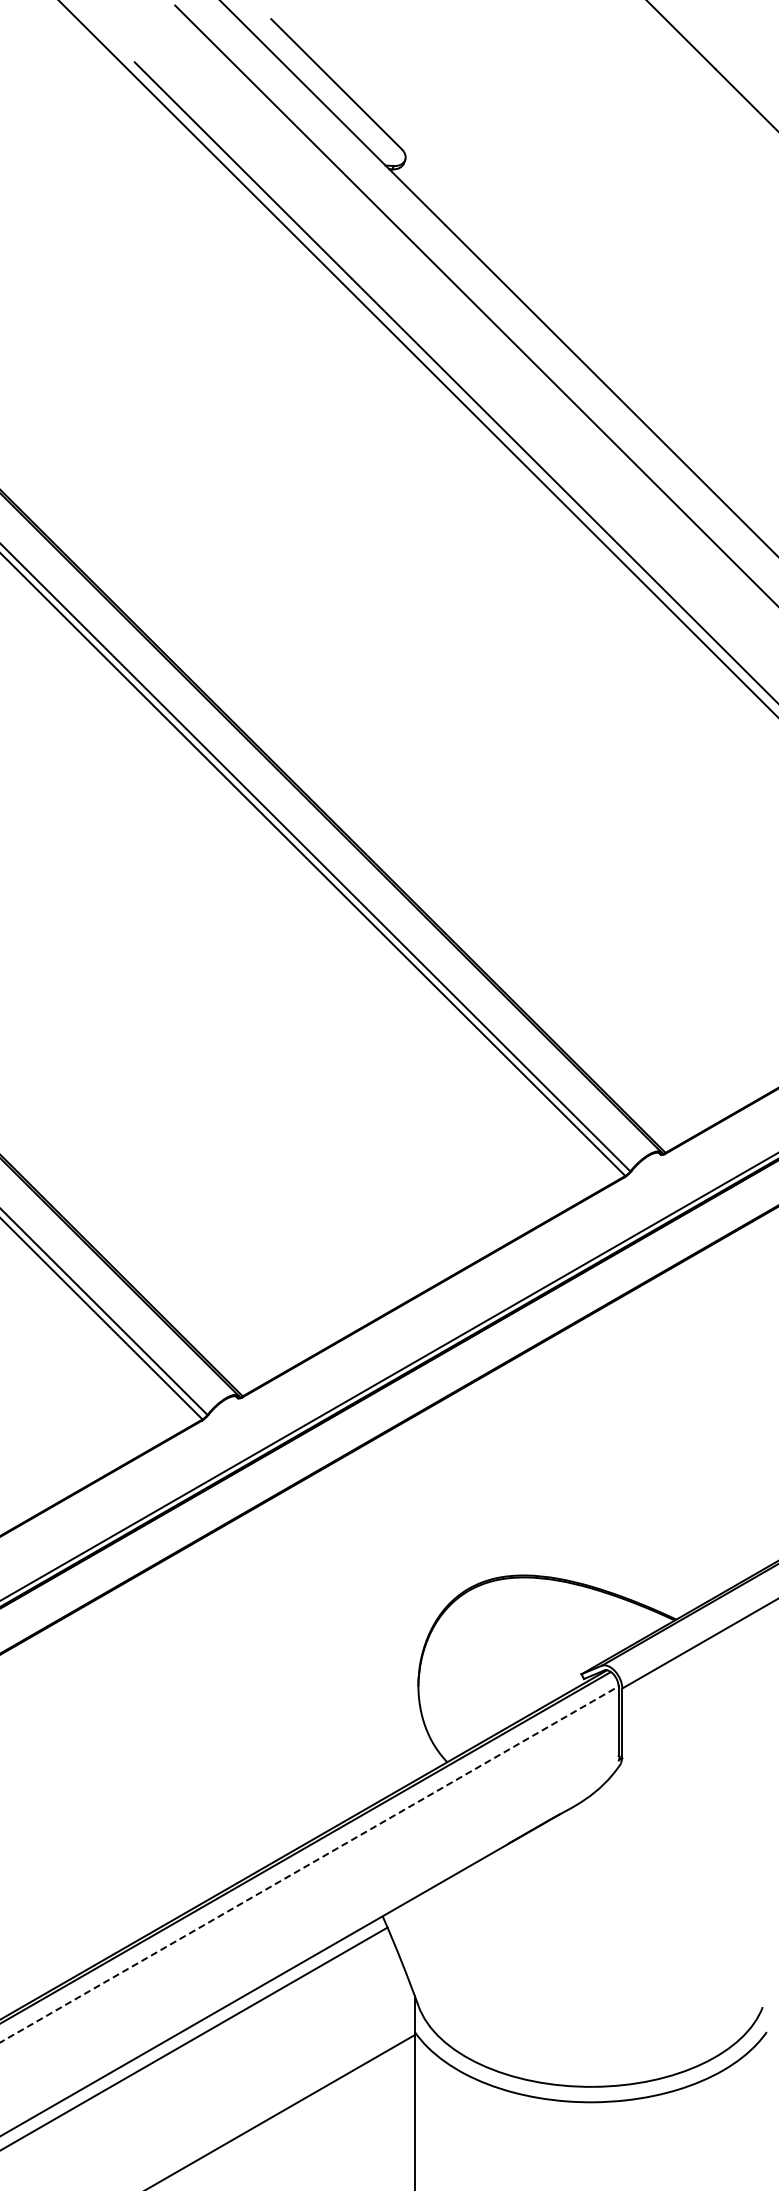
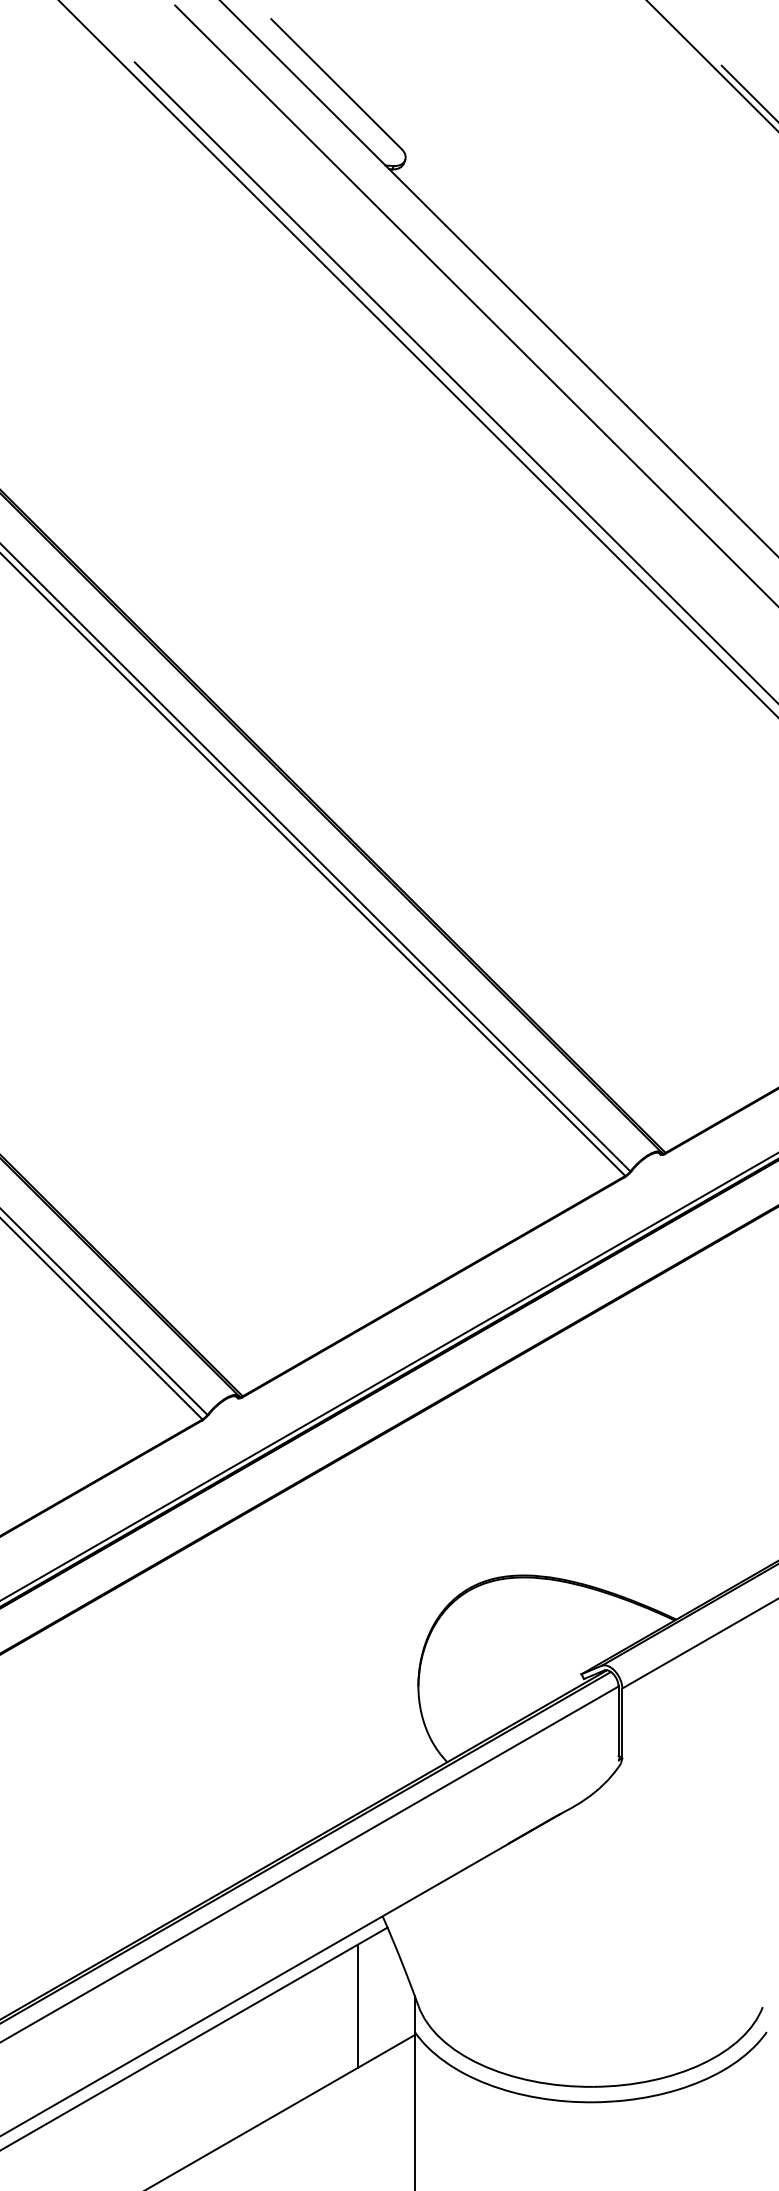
line: none -> present (748, 92)
line: dashed -> solid (309, 1864)
line: none -> present (358, 2005)
